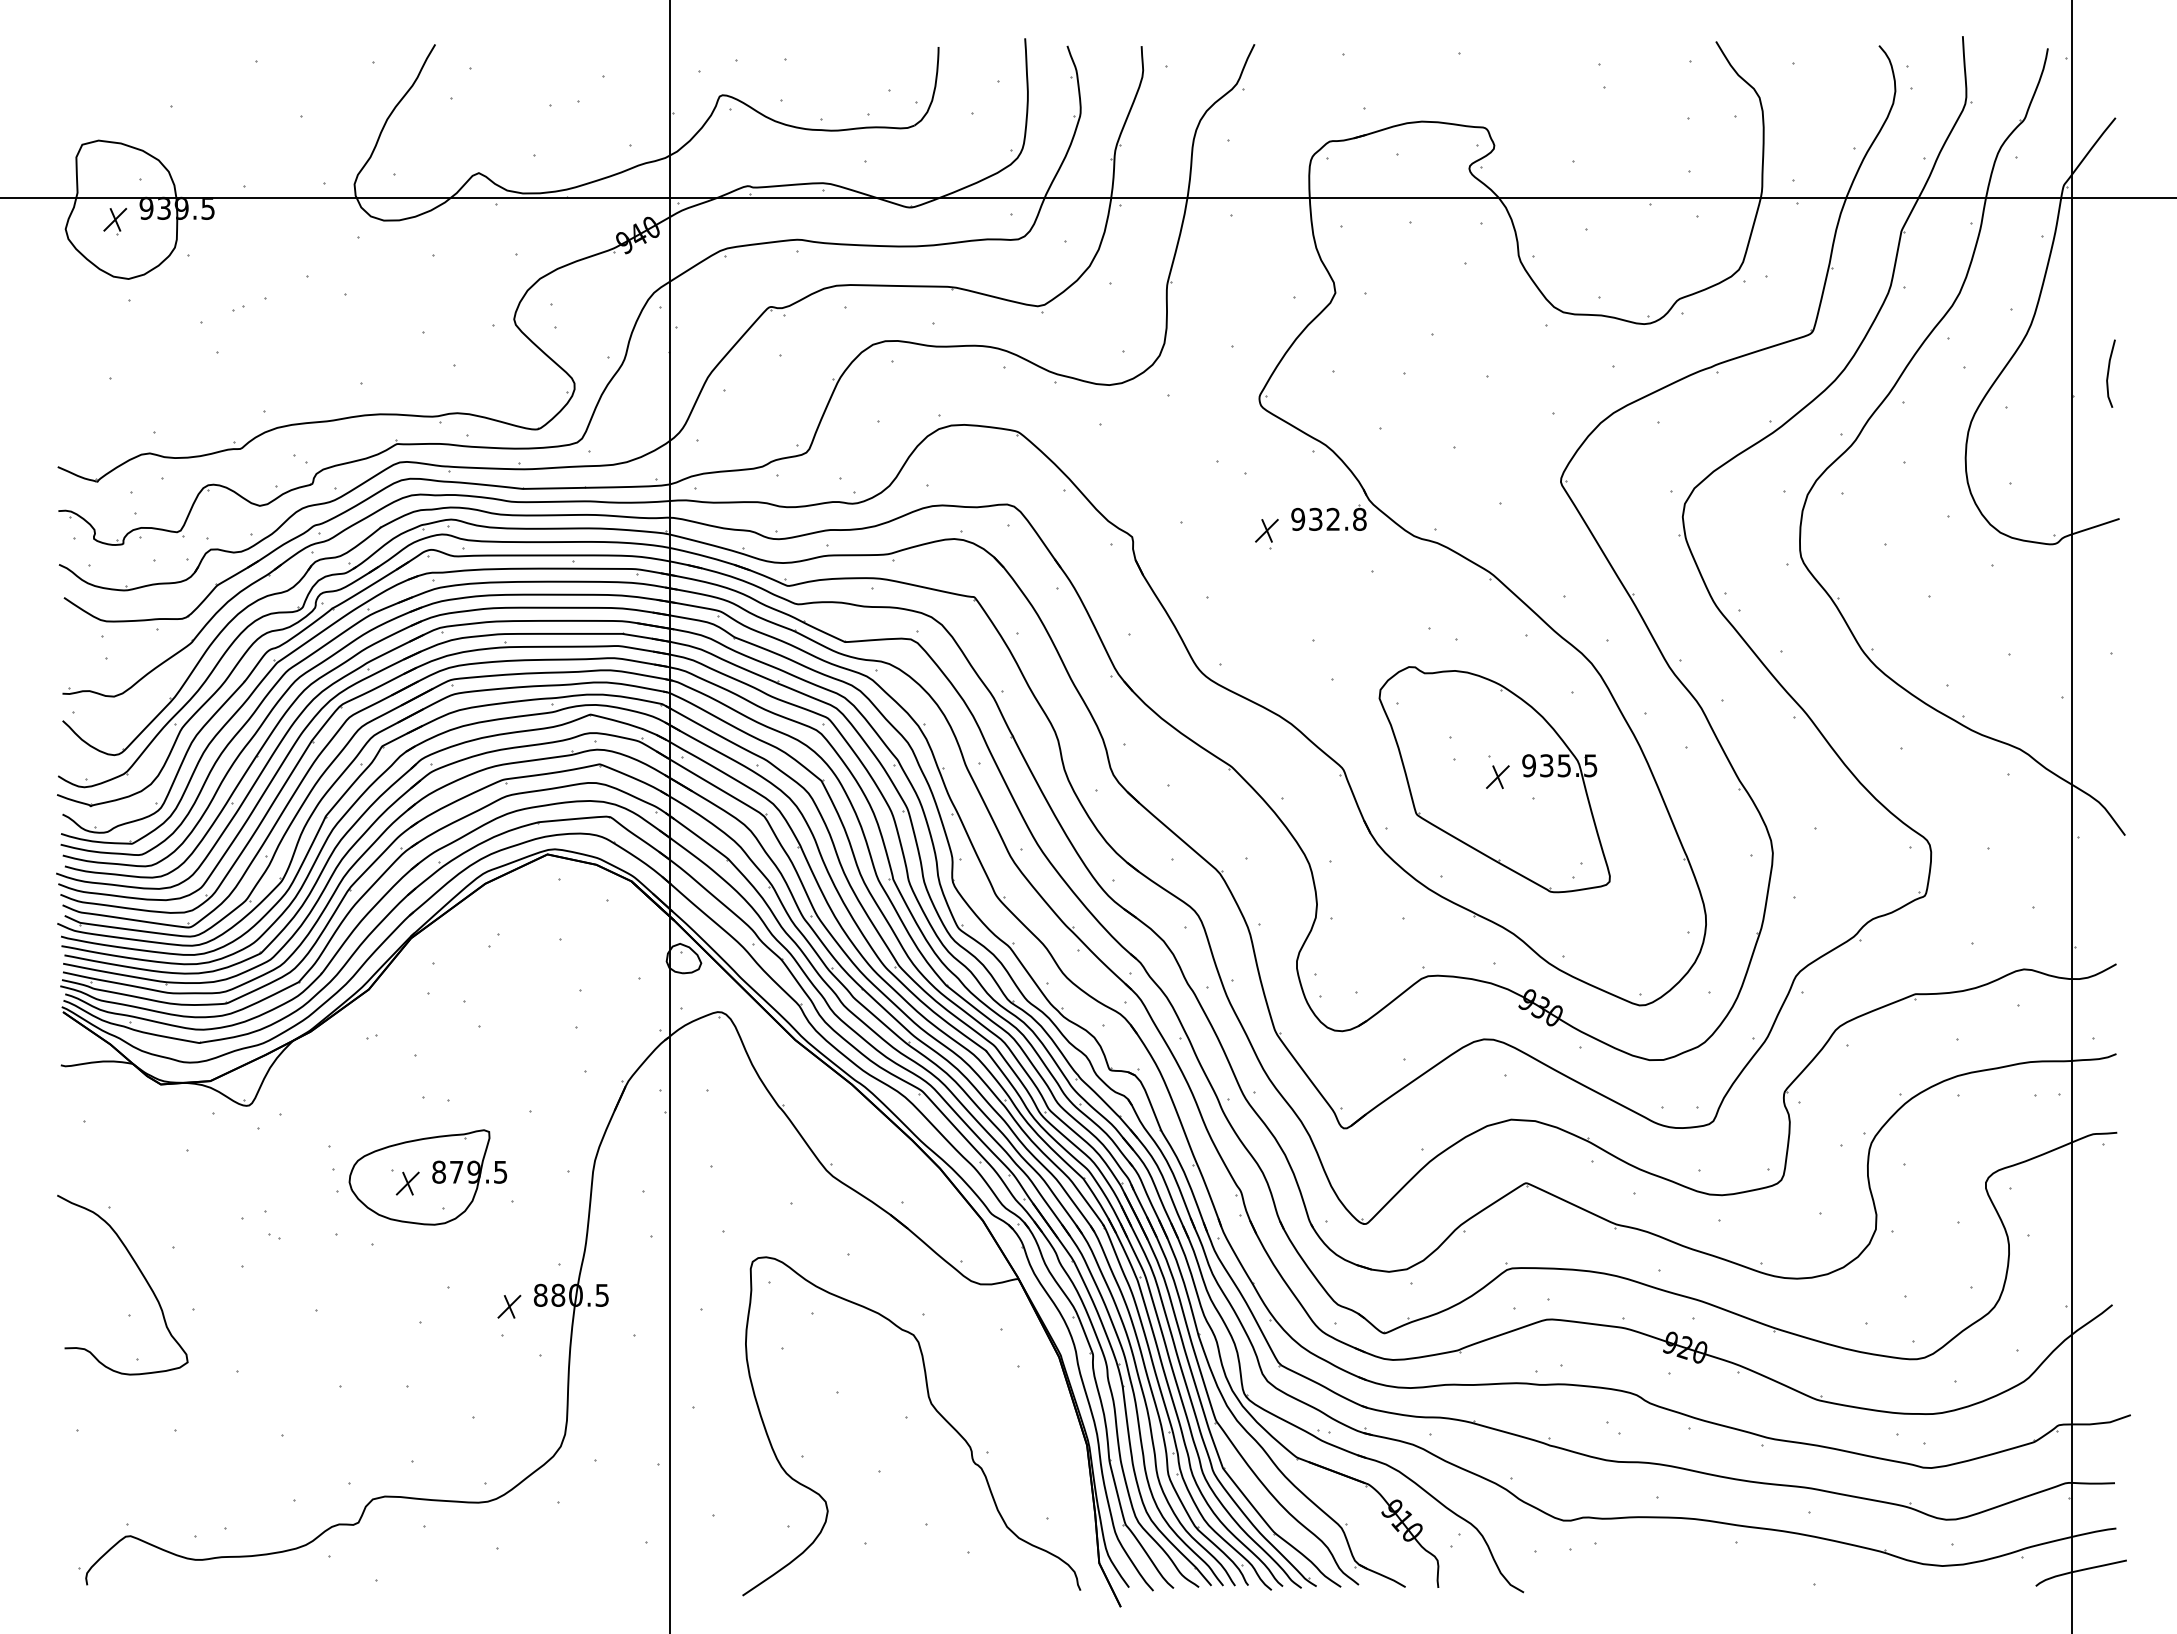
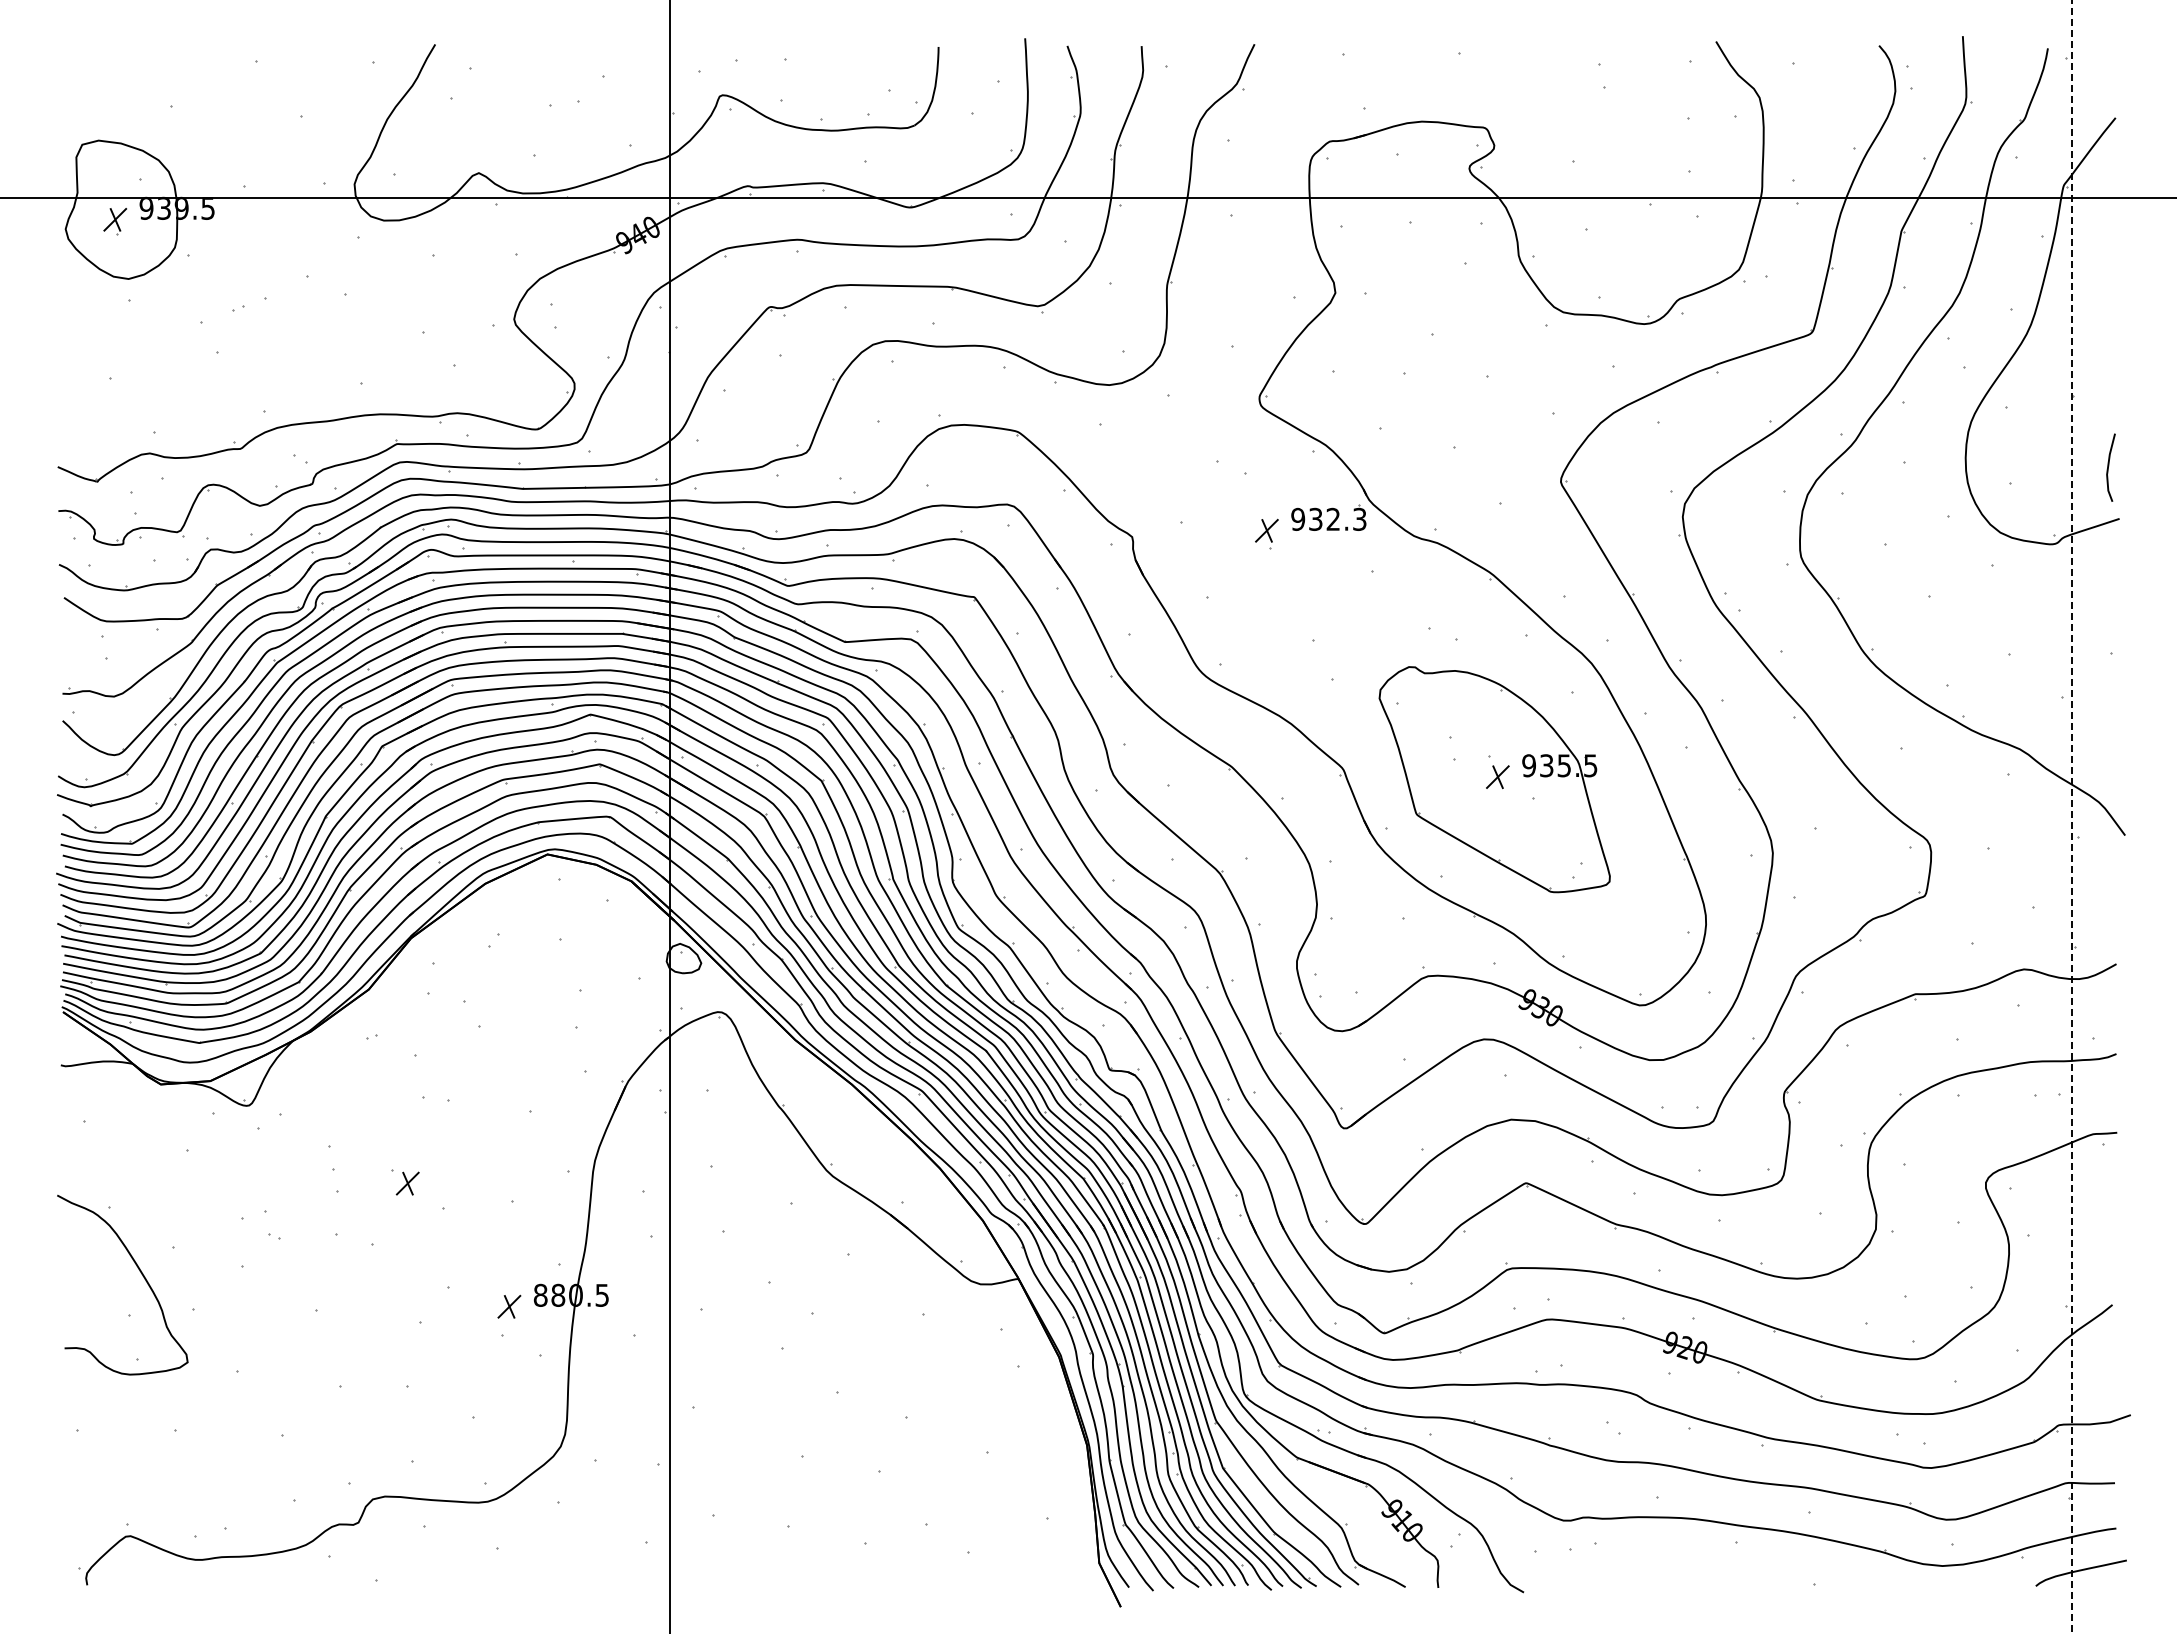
line position: (2109, 372) -> (2109, 466) (2109, 466)
text: 932.8 -> 932.3 (1359, 519)
line: solid -> dashed (2072, 817)
part: present -> none (427, 1177)
curve: present -> none (933, 1408)
